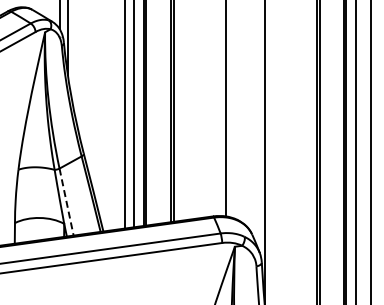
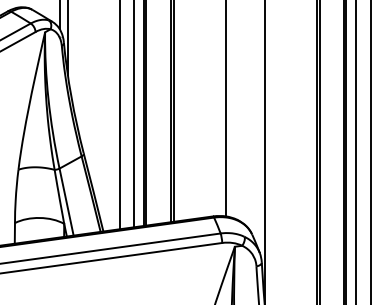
line position: (124, 115) -> (119, 115) (119, 115)
line: dashed -> solid (66, 202)
